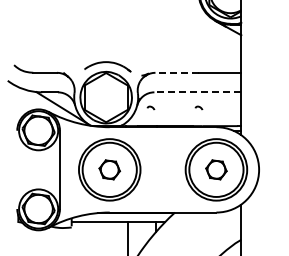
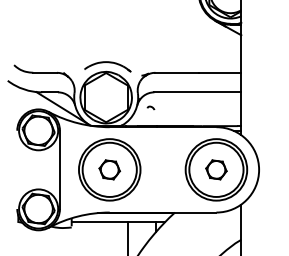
line: dashed -> solid (177, 72)
line: dashed -> solid (197, 92)
curve: present -> none (198, 107)
